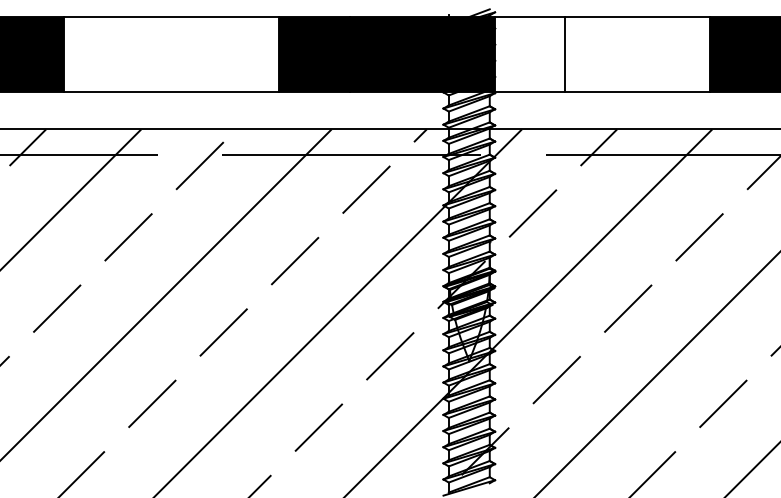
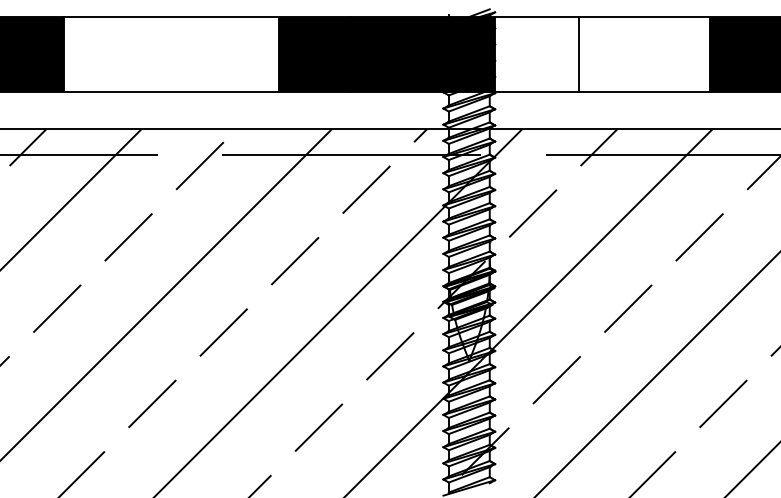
line position: (565, 54) -> (579, 54) (579, 54)
